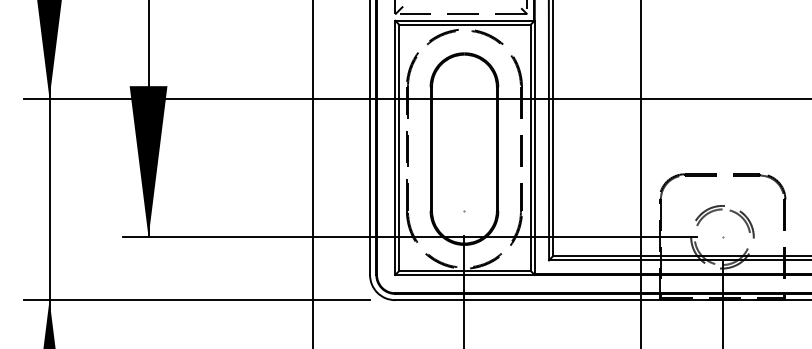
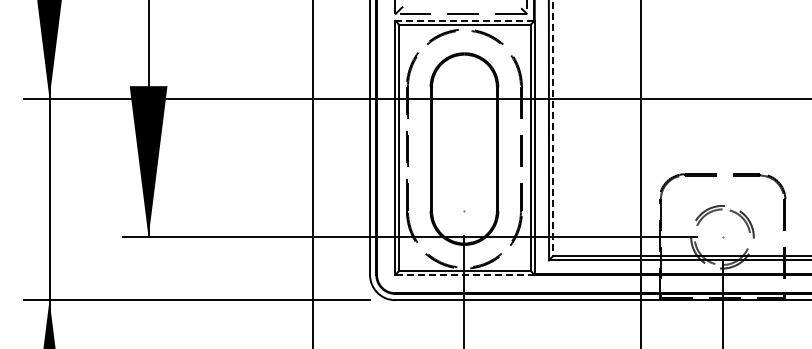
line: solid -> dashed (464, 20)
line: solid -> dashed (553, 128)
line: solid -> dashed (464, 275)
